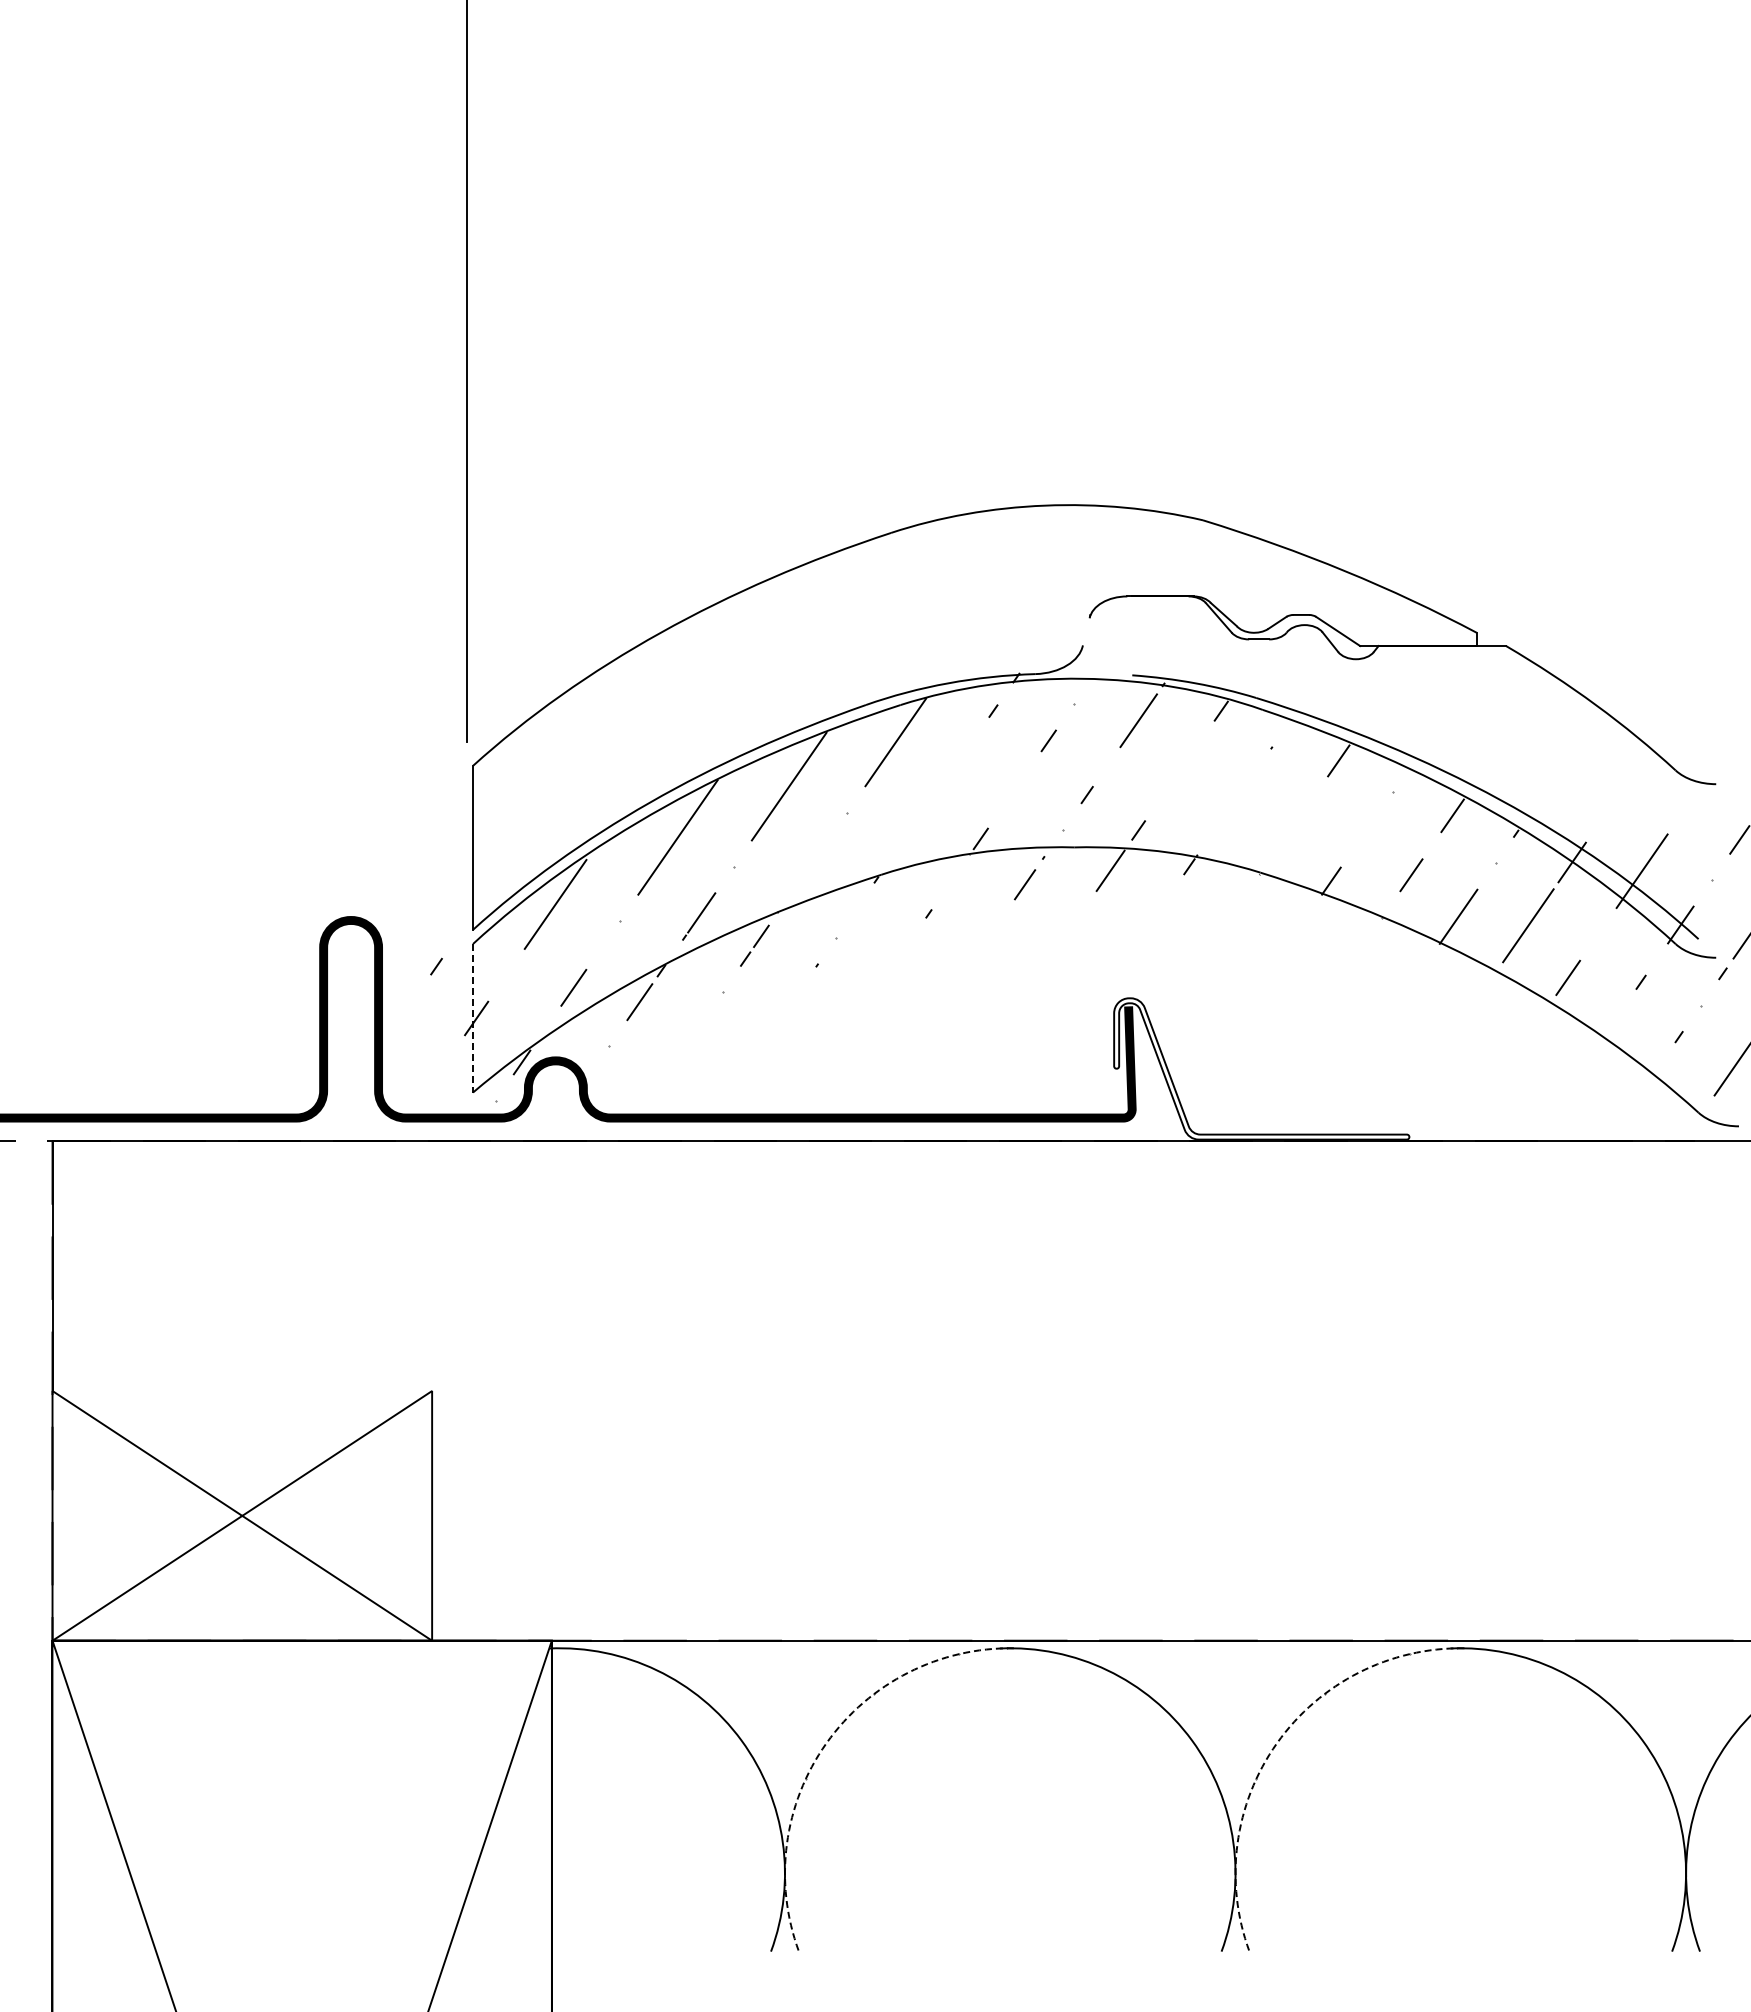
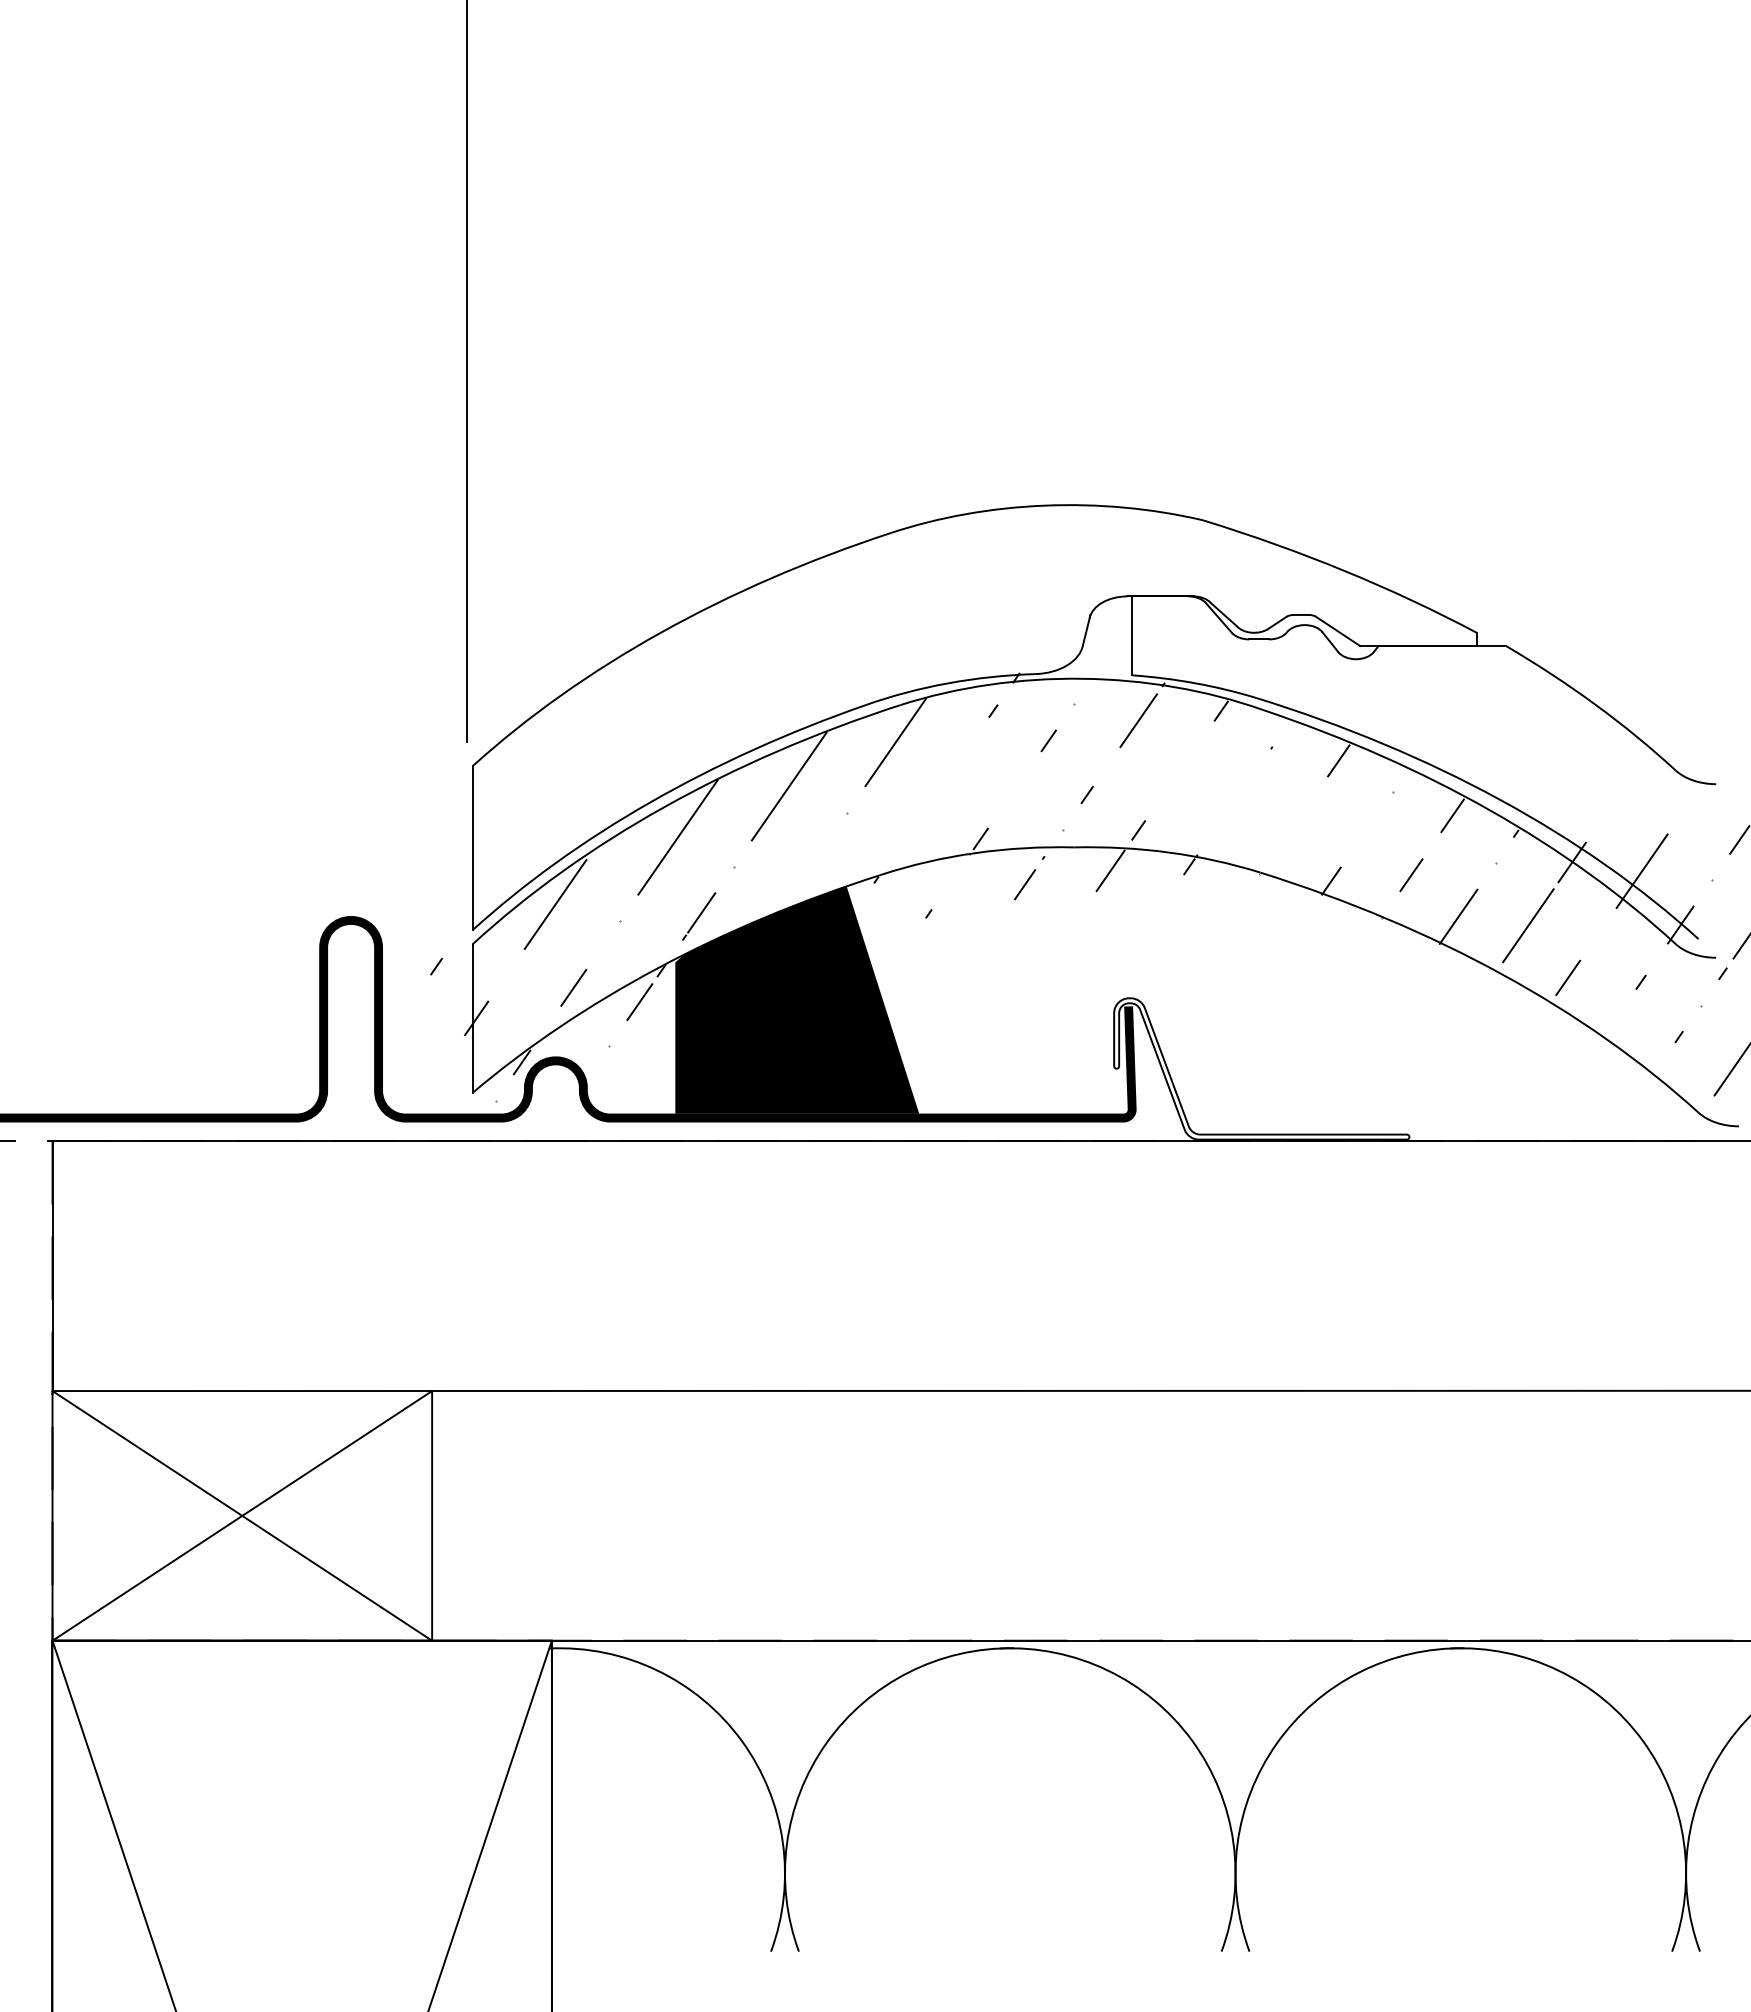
line: none -> present (1085, 631)
line: none -> present (1132, 635)
fill: none -> present (797, 999)
line: dashed -> solid (473, 1018)
line: none -> present (899, 1390)
arc: dashed -> solid (826, 1743)
arc: dashed -> solid (1277, 1743)
